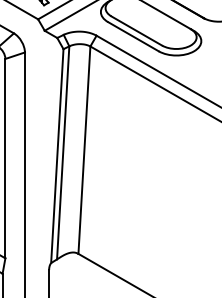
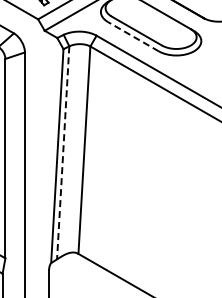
line: solid -> dashed (133, 36)
line: solid -> dashed (63, 152)
